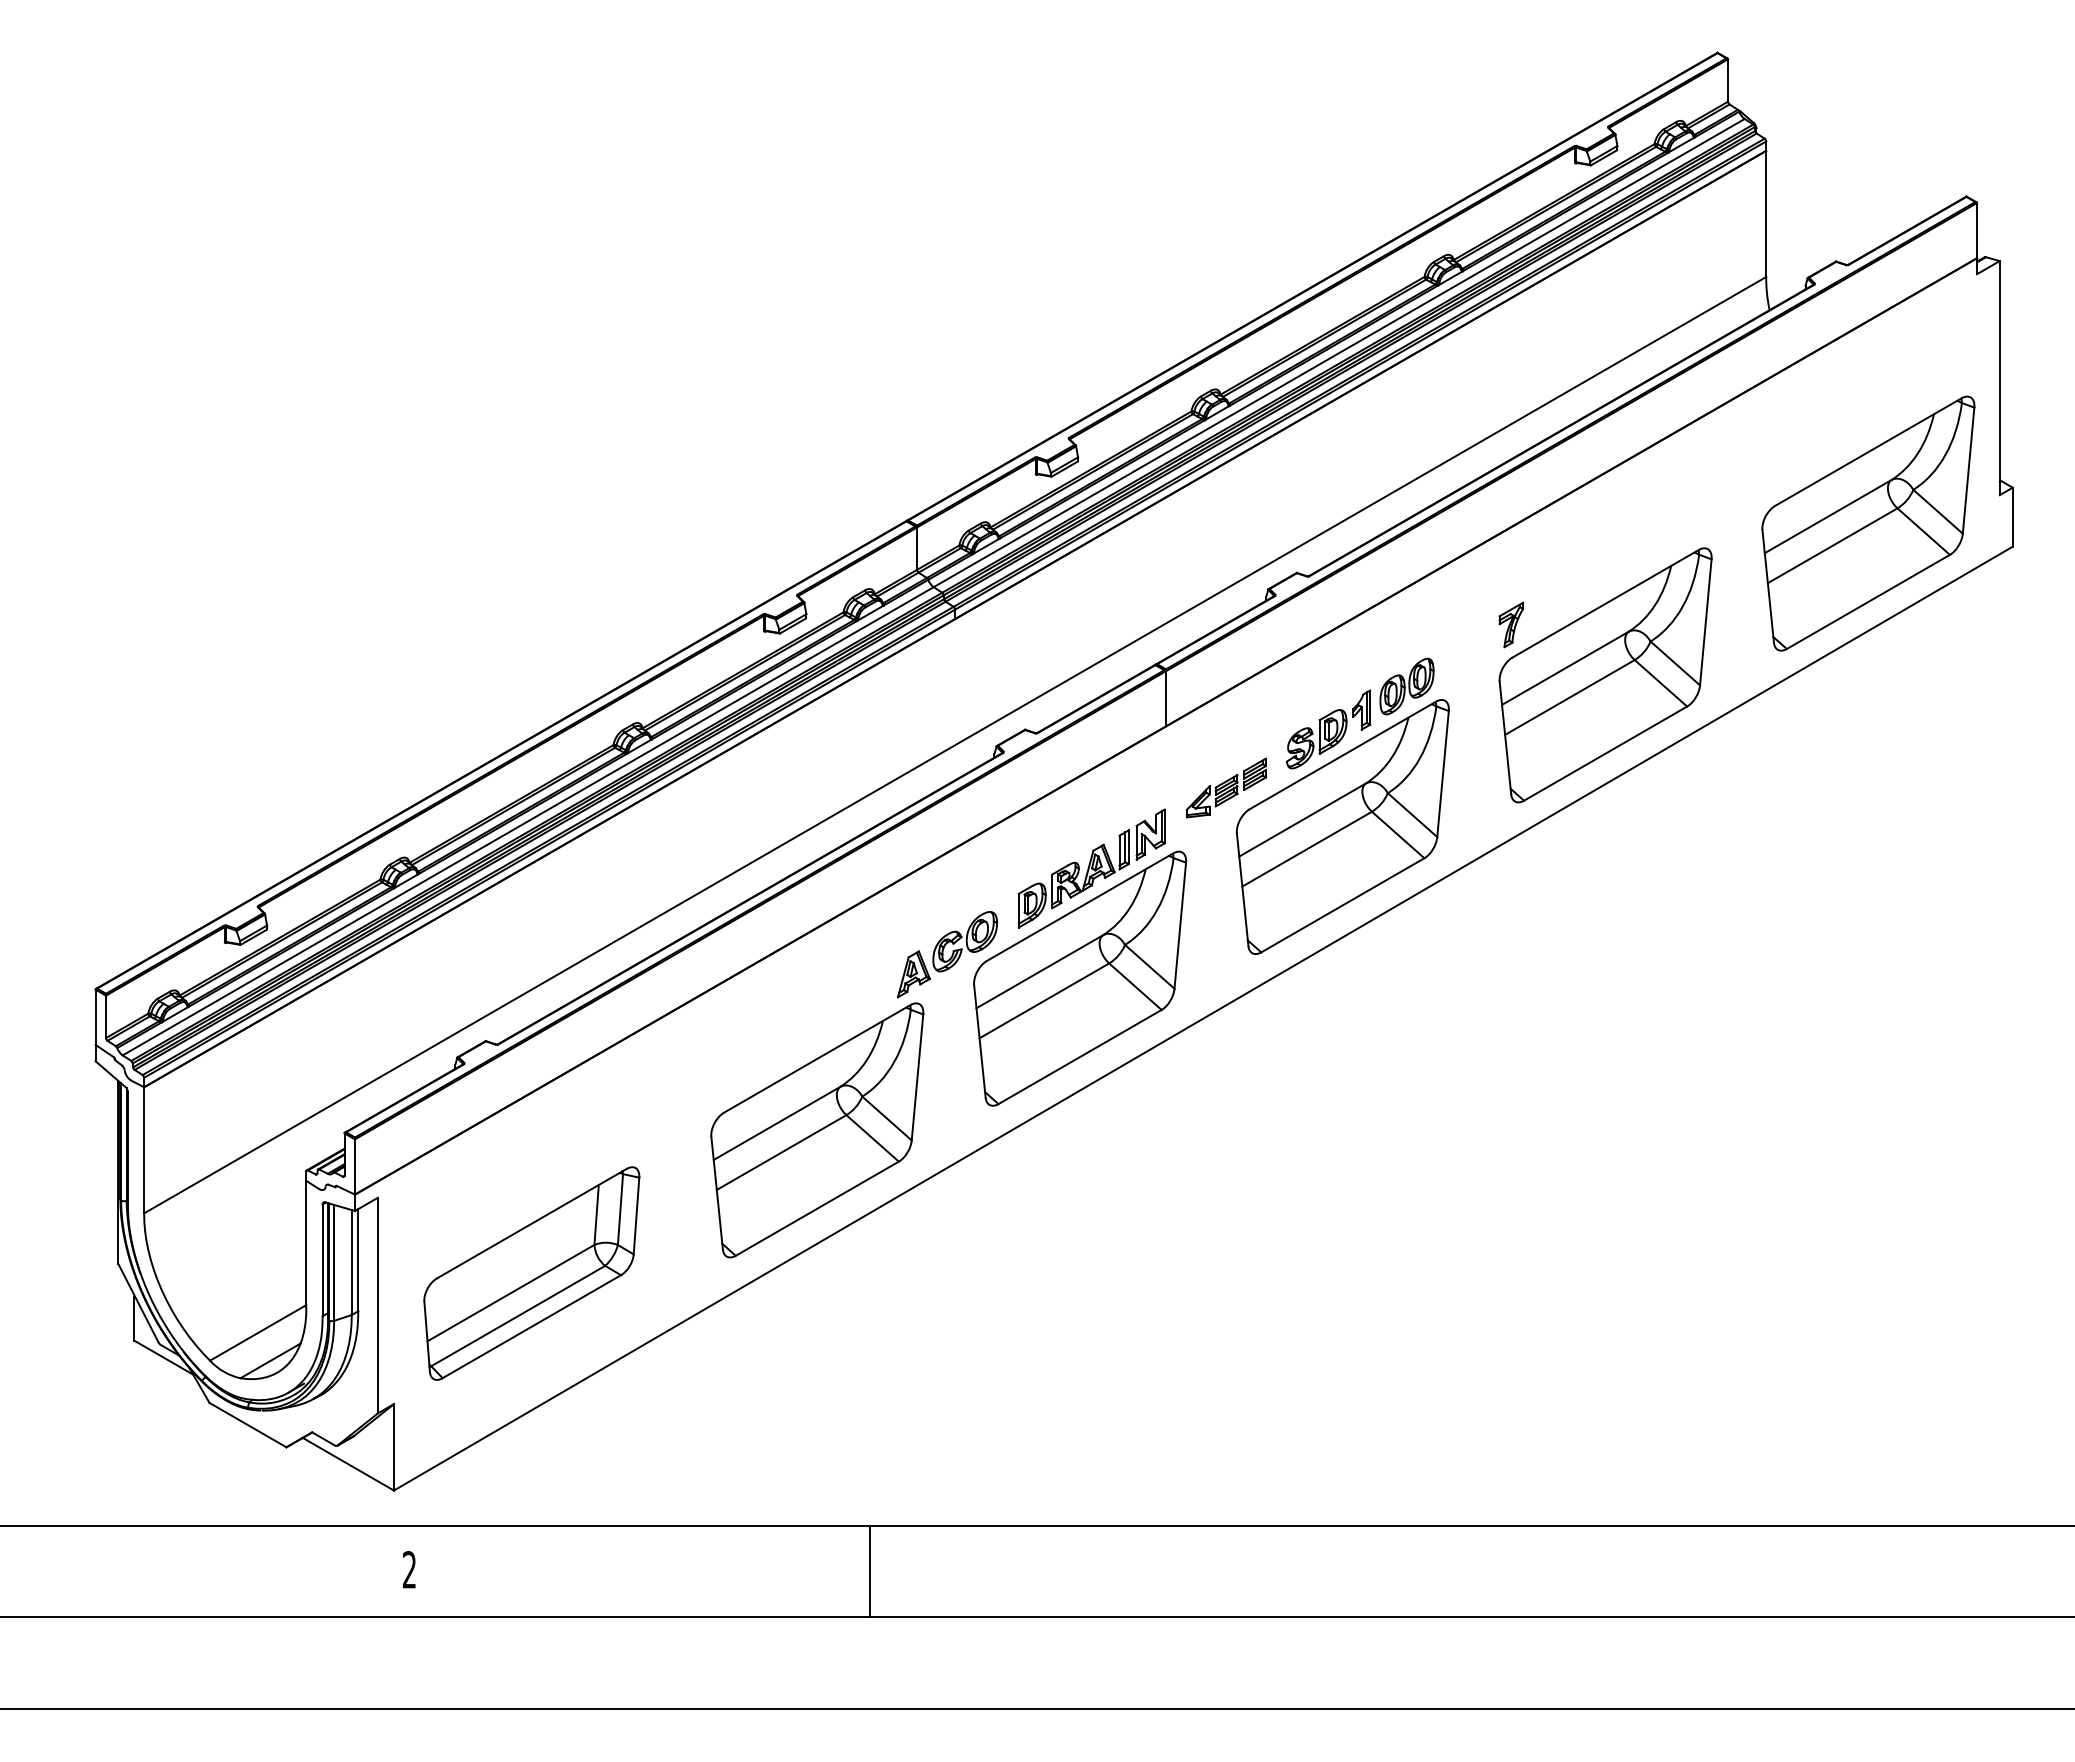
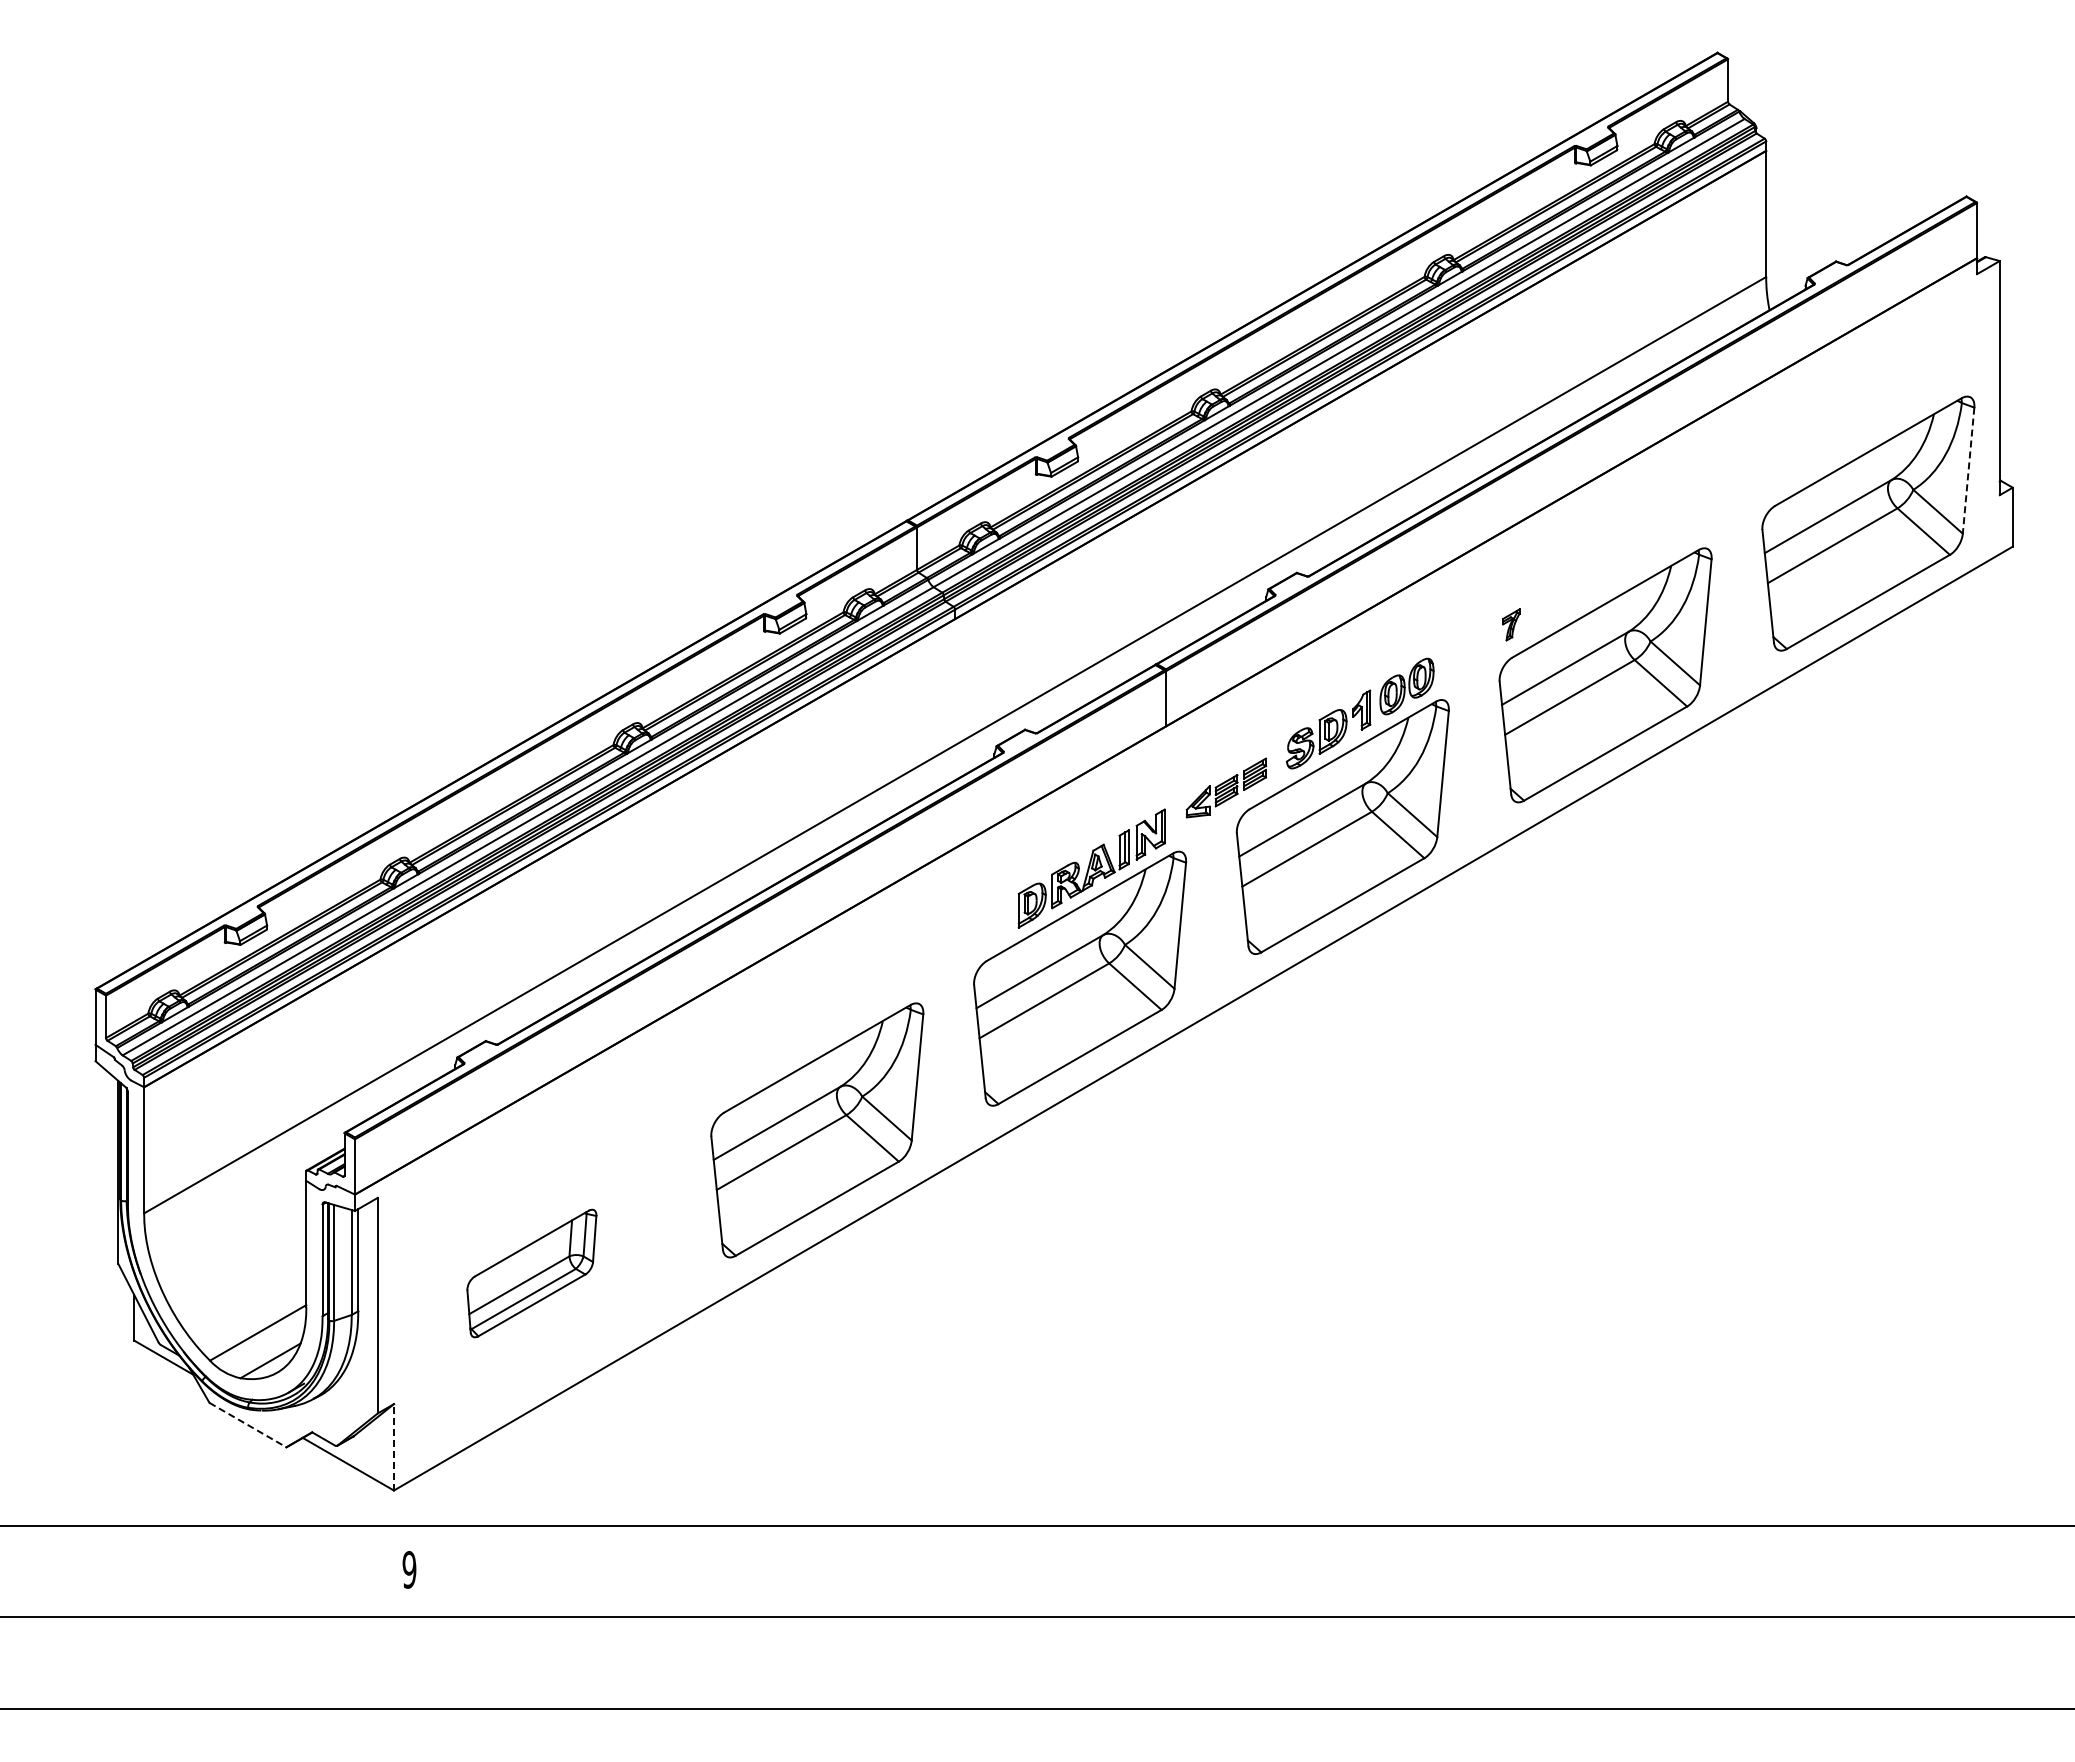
line: solid -> dashed (1968, 471)
part size: 27x48 px -> 19x34 px (1511, 624)
part: present -> none (947, 954)
part size: 218x215 px -> 132x131 px (531, 1273)
line: solid -> dashed (248, 1425)
line: solid -> dashed (393, 1446)
text: 2 -> 9 (409, 1569)
line: present -> none (869, 1571)
